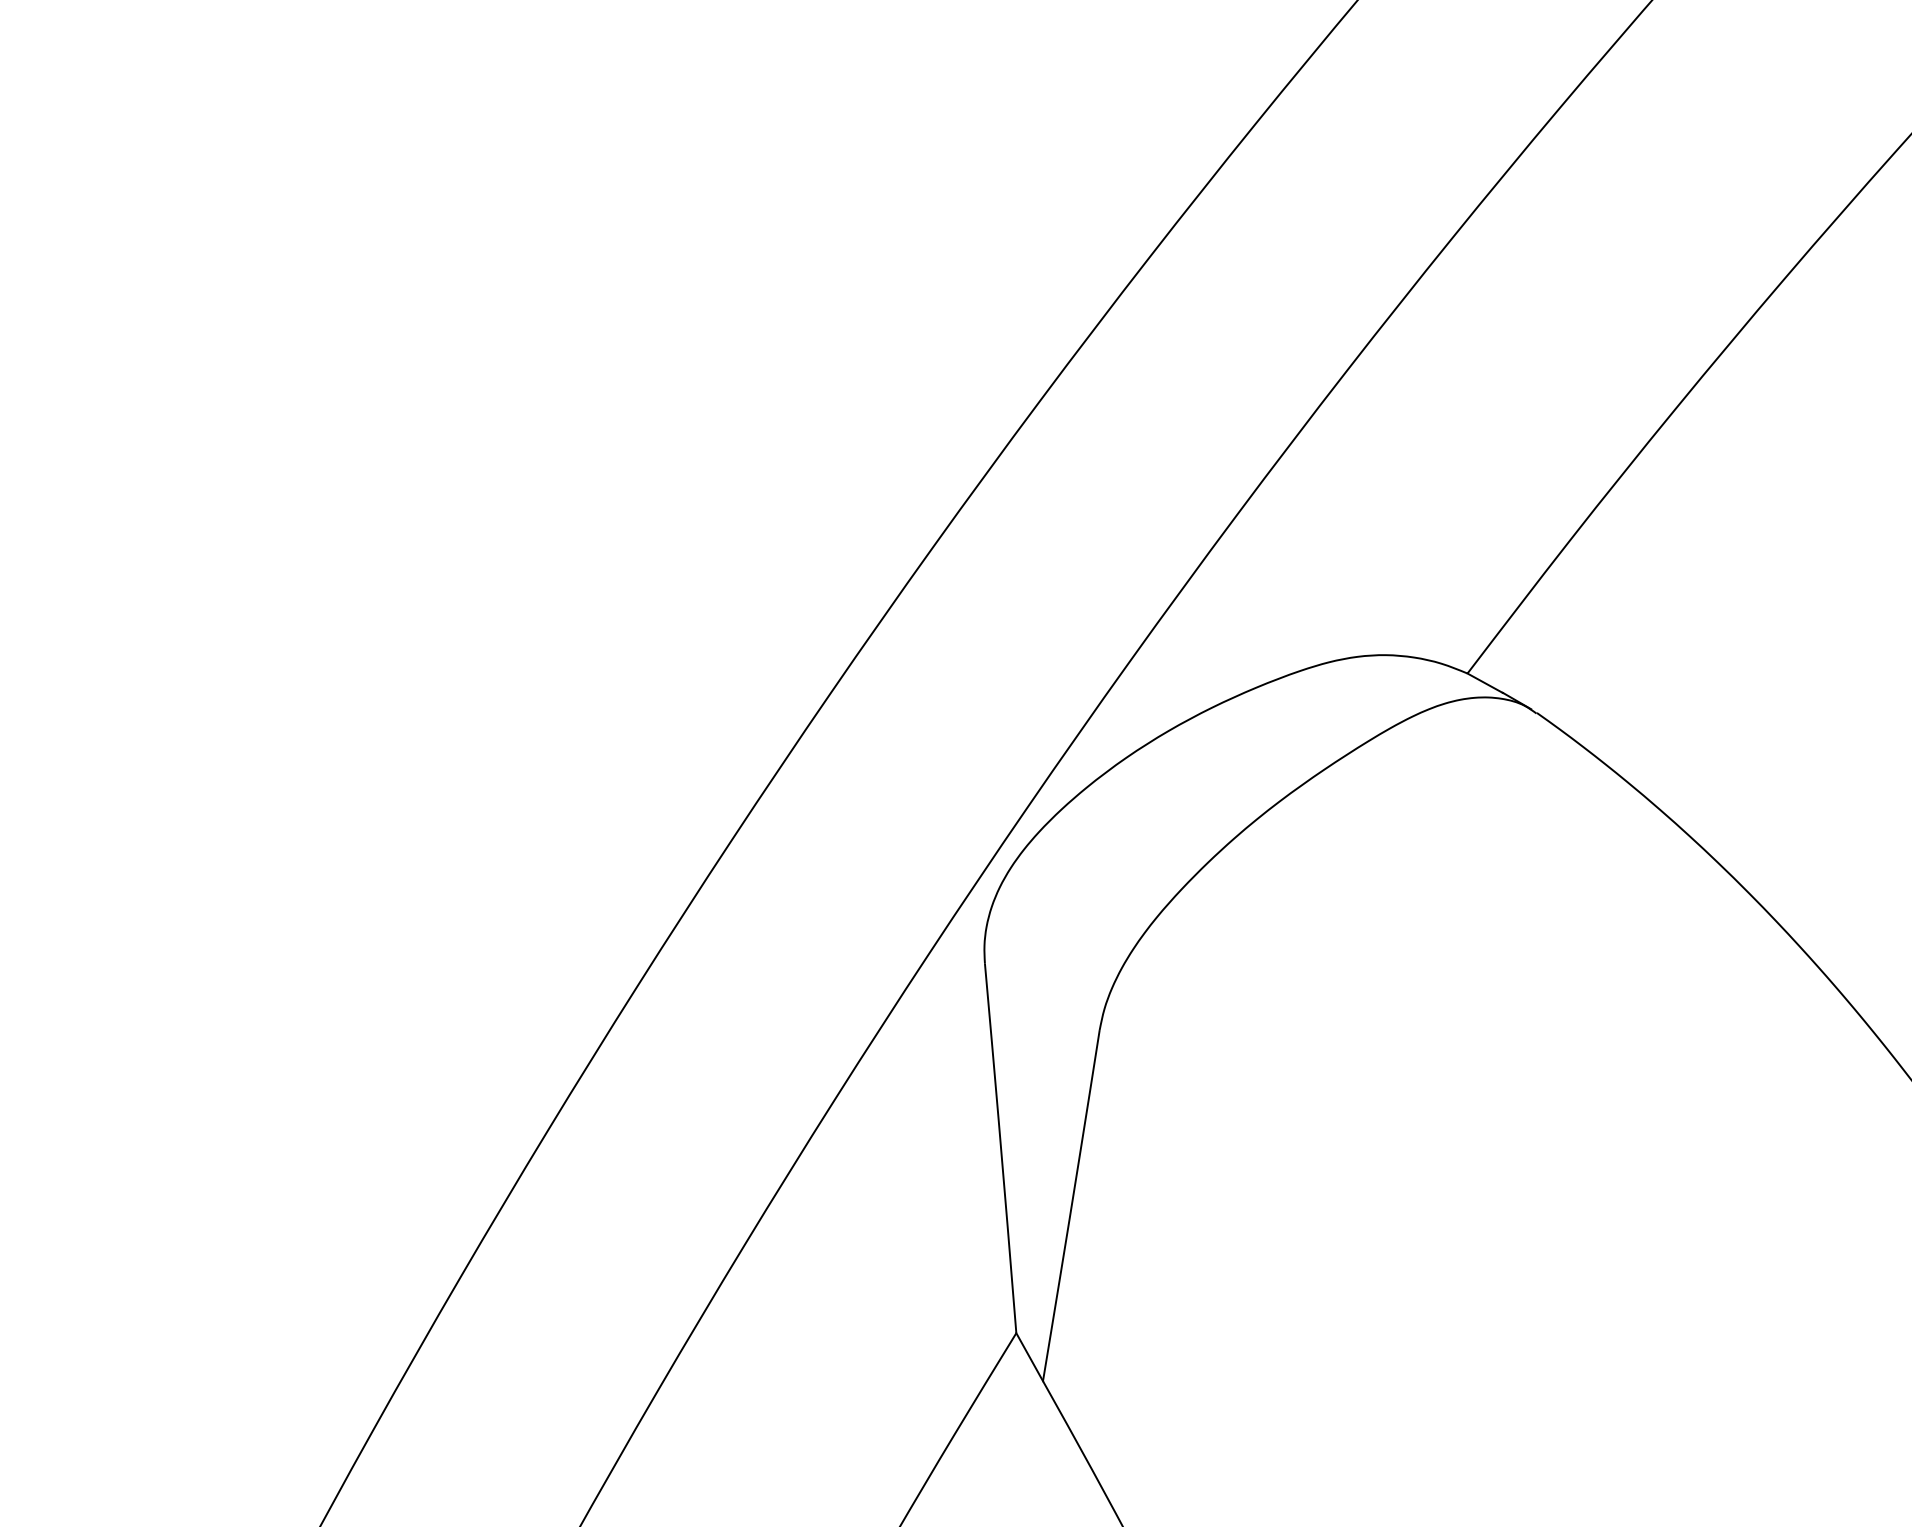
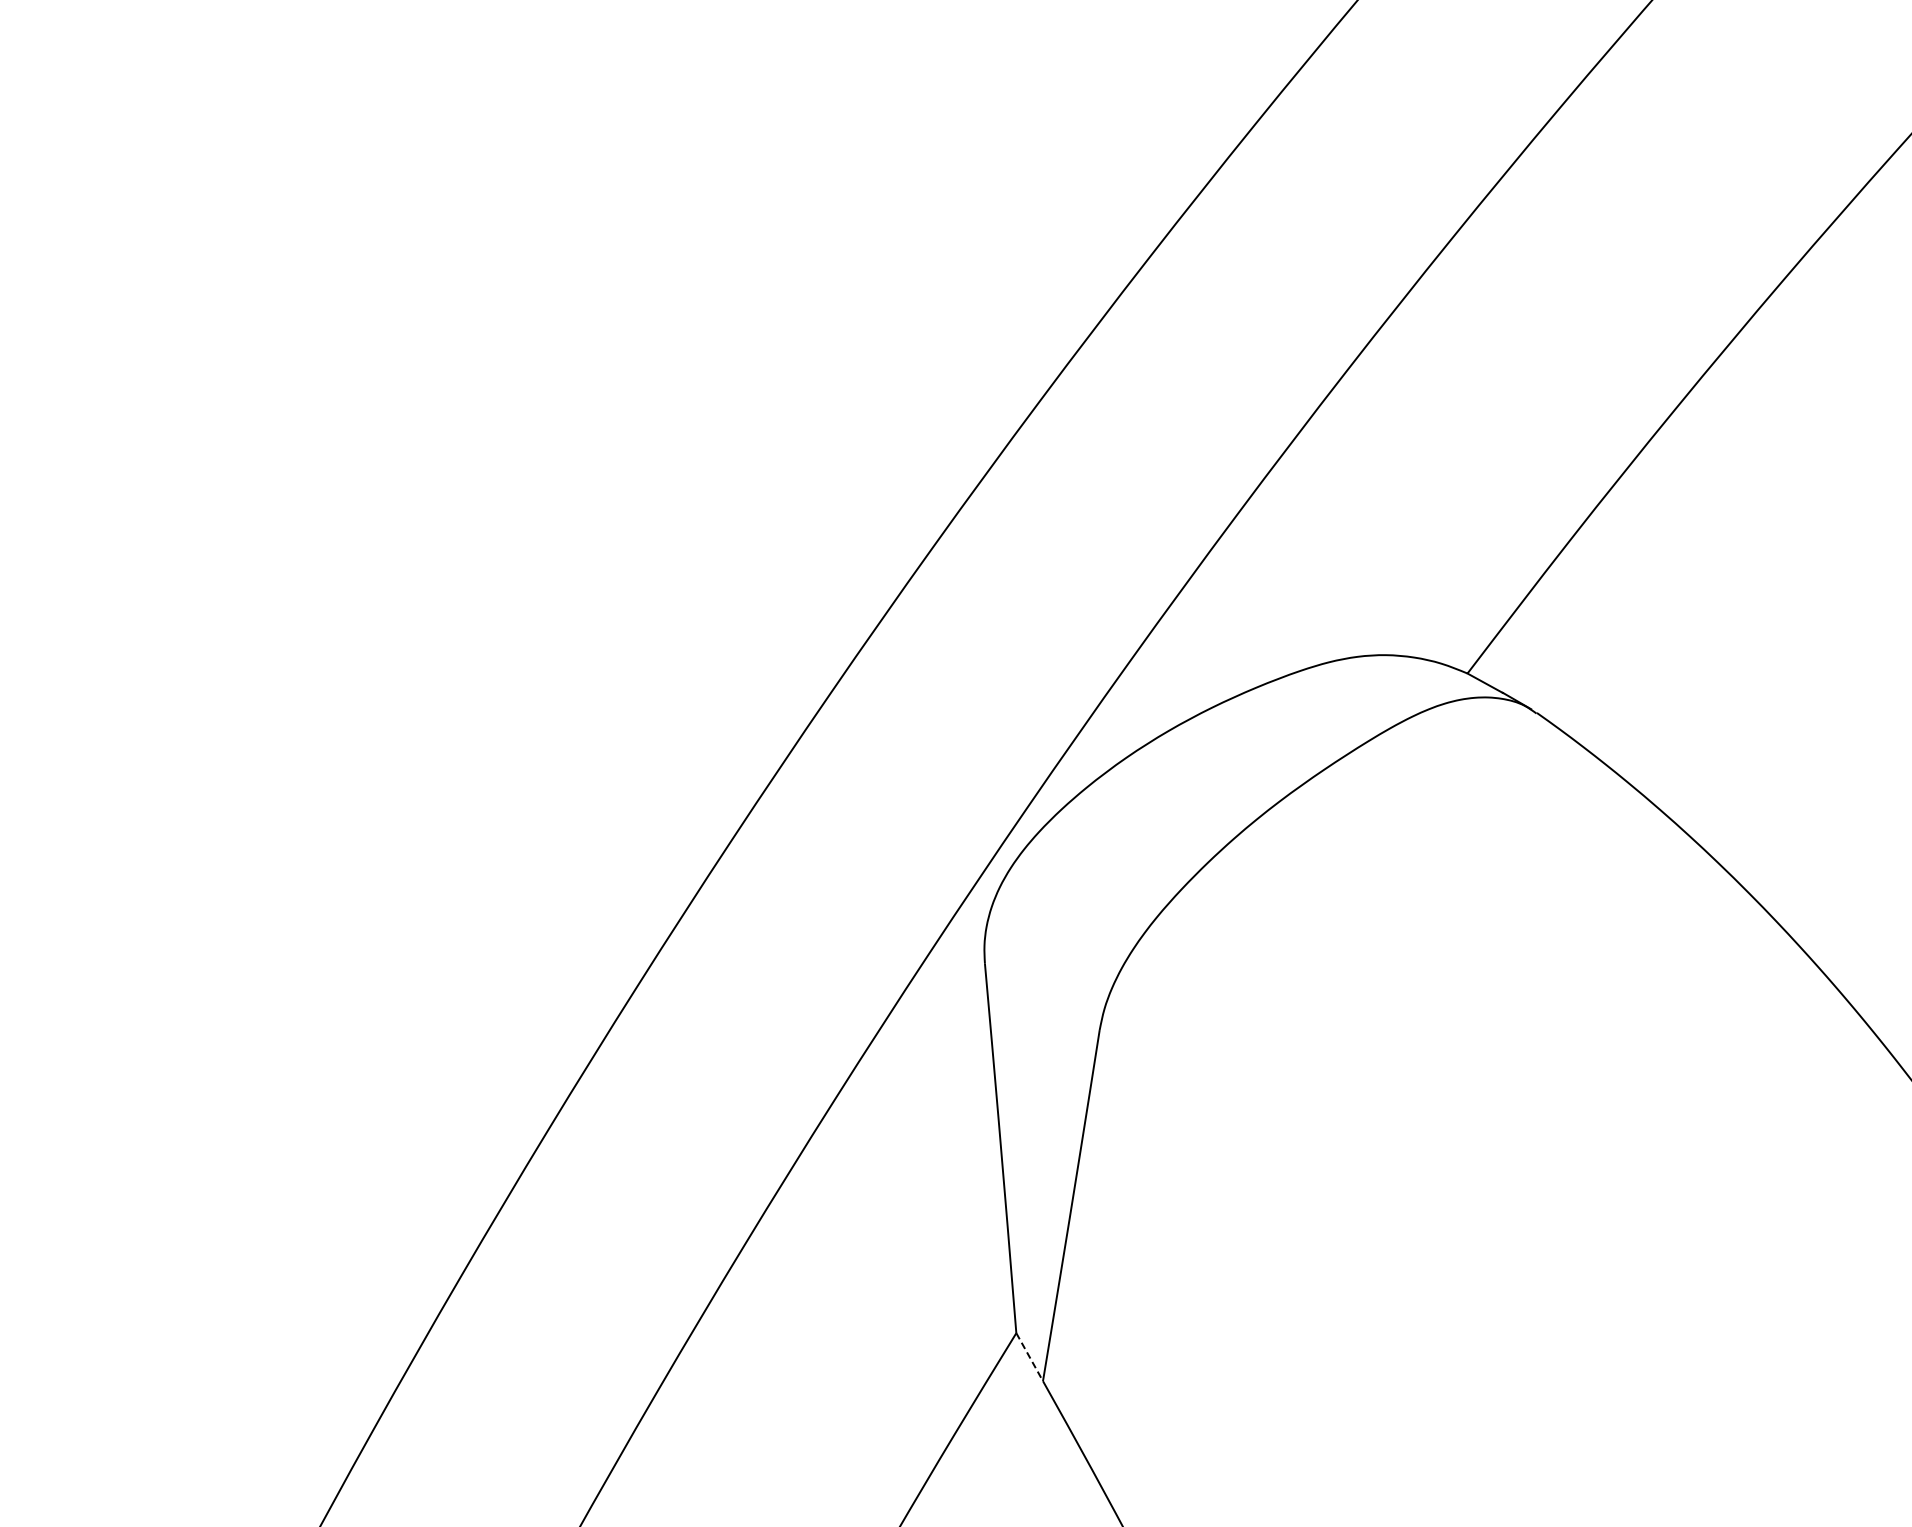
line: solid -> dashed (1029, 1357)
